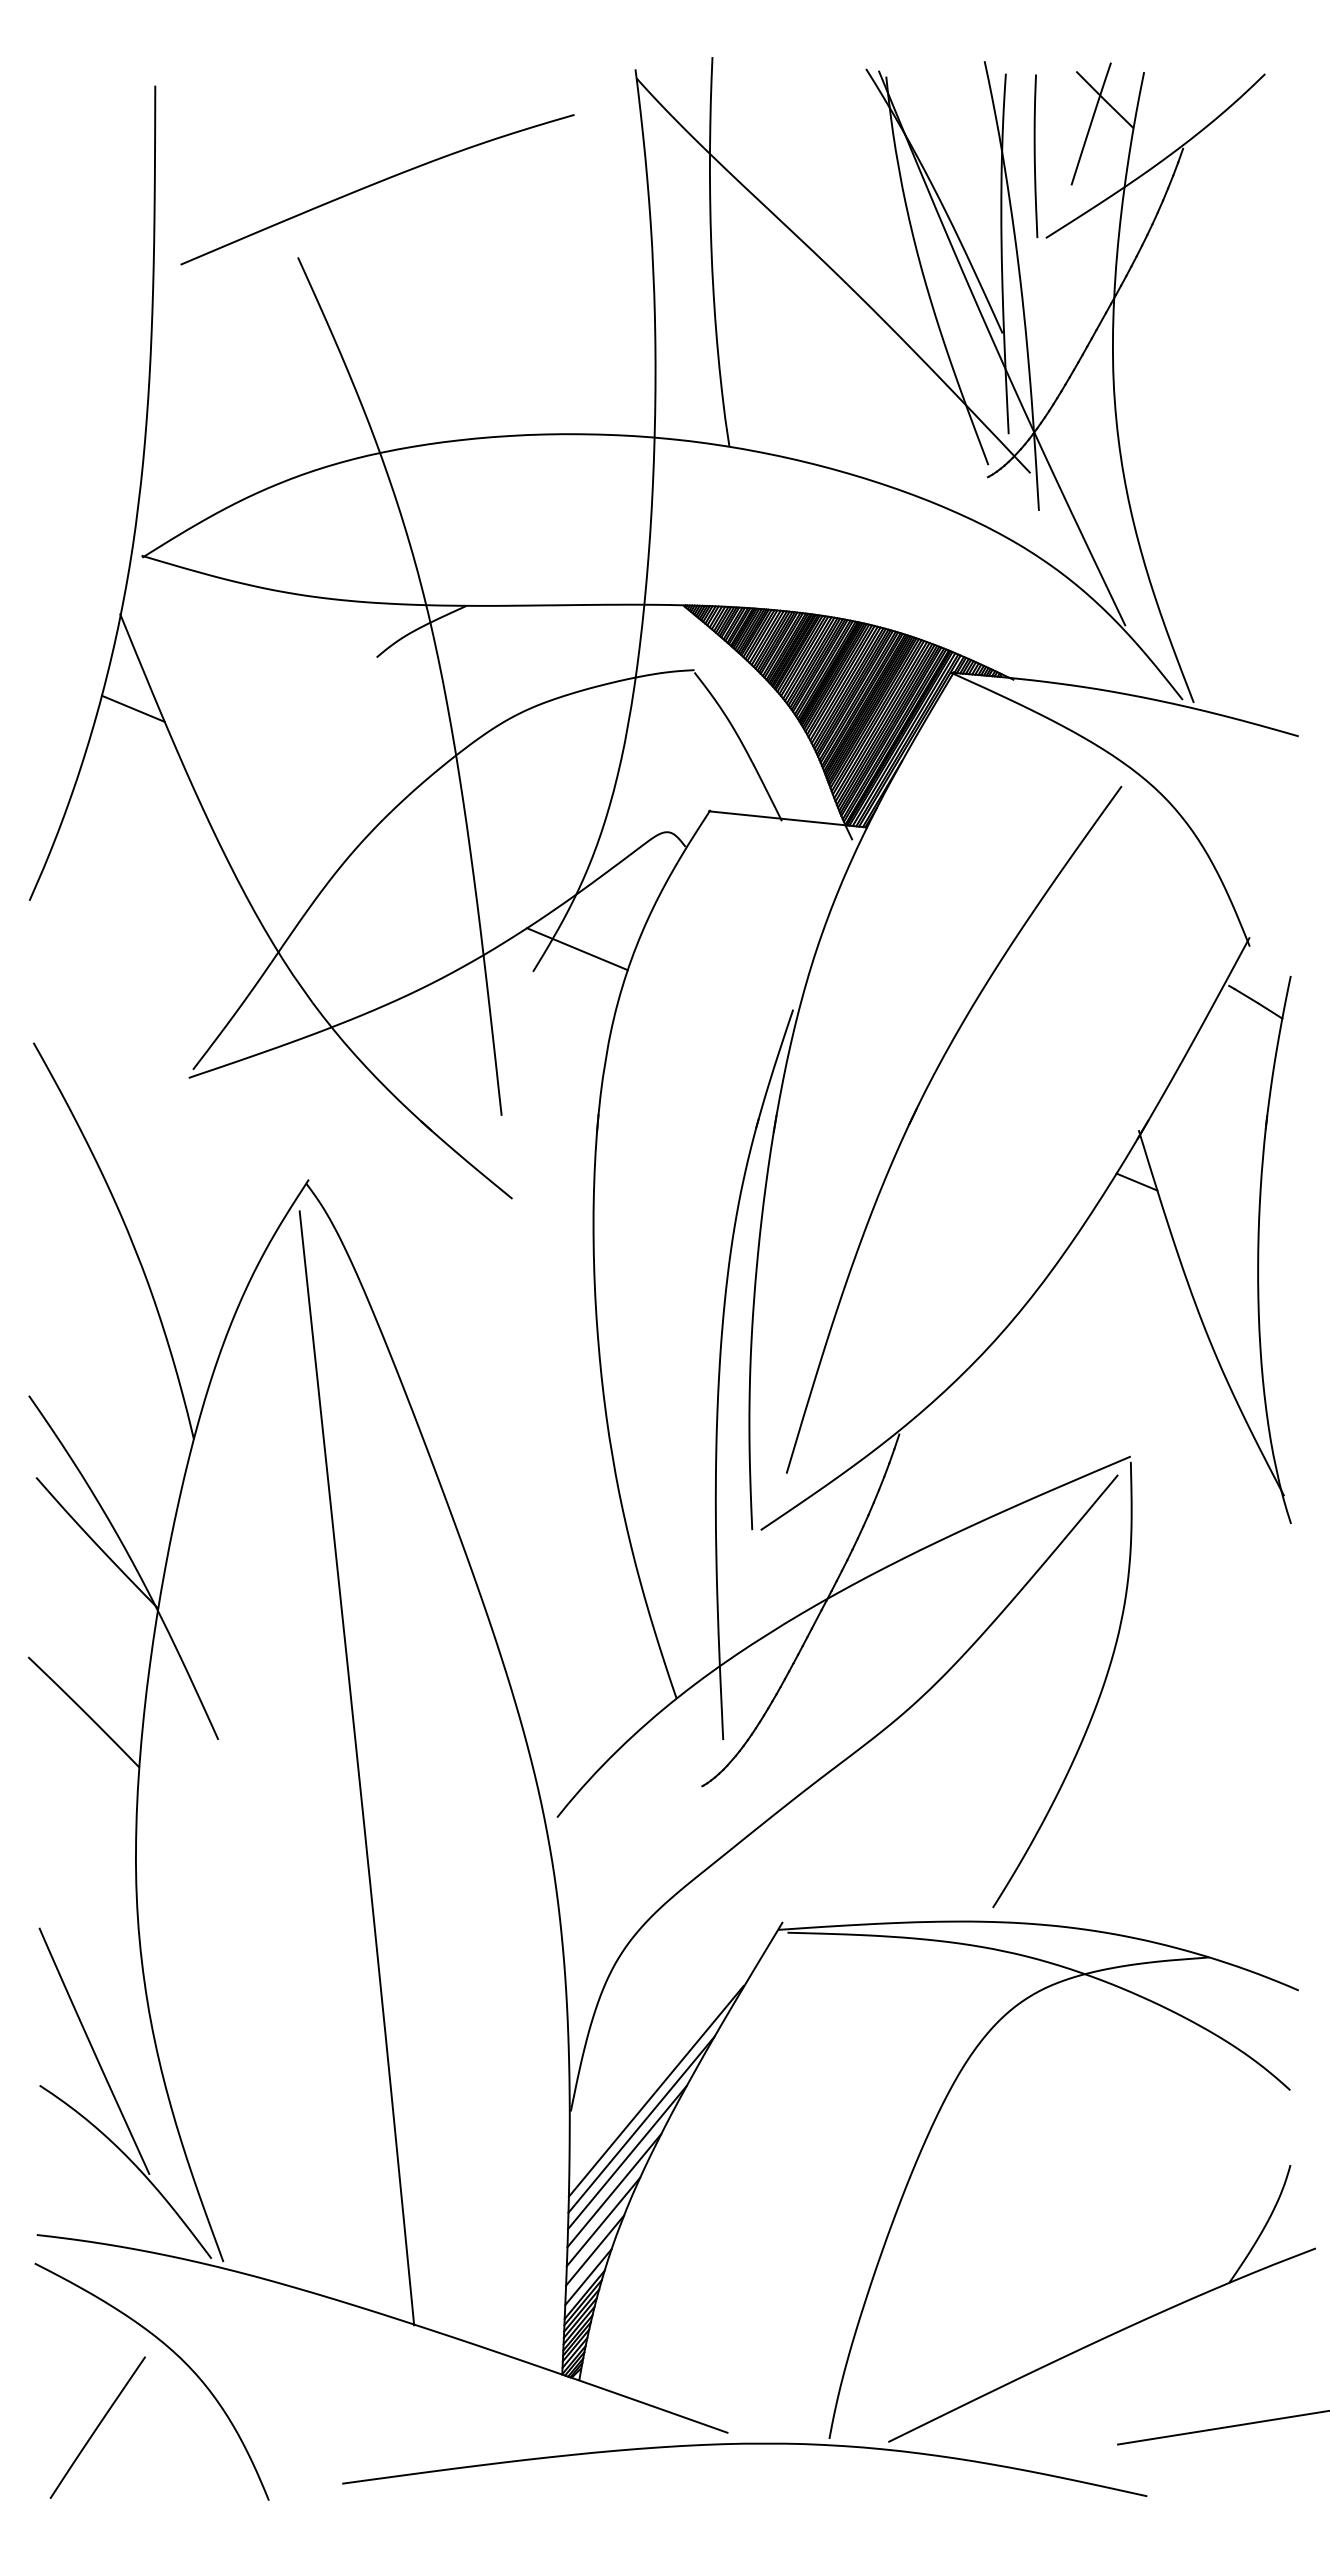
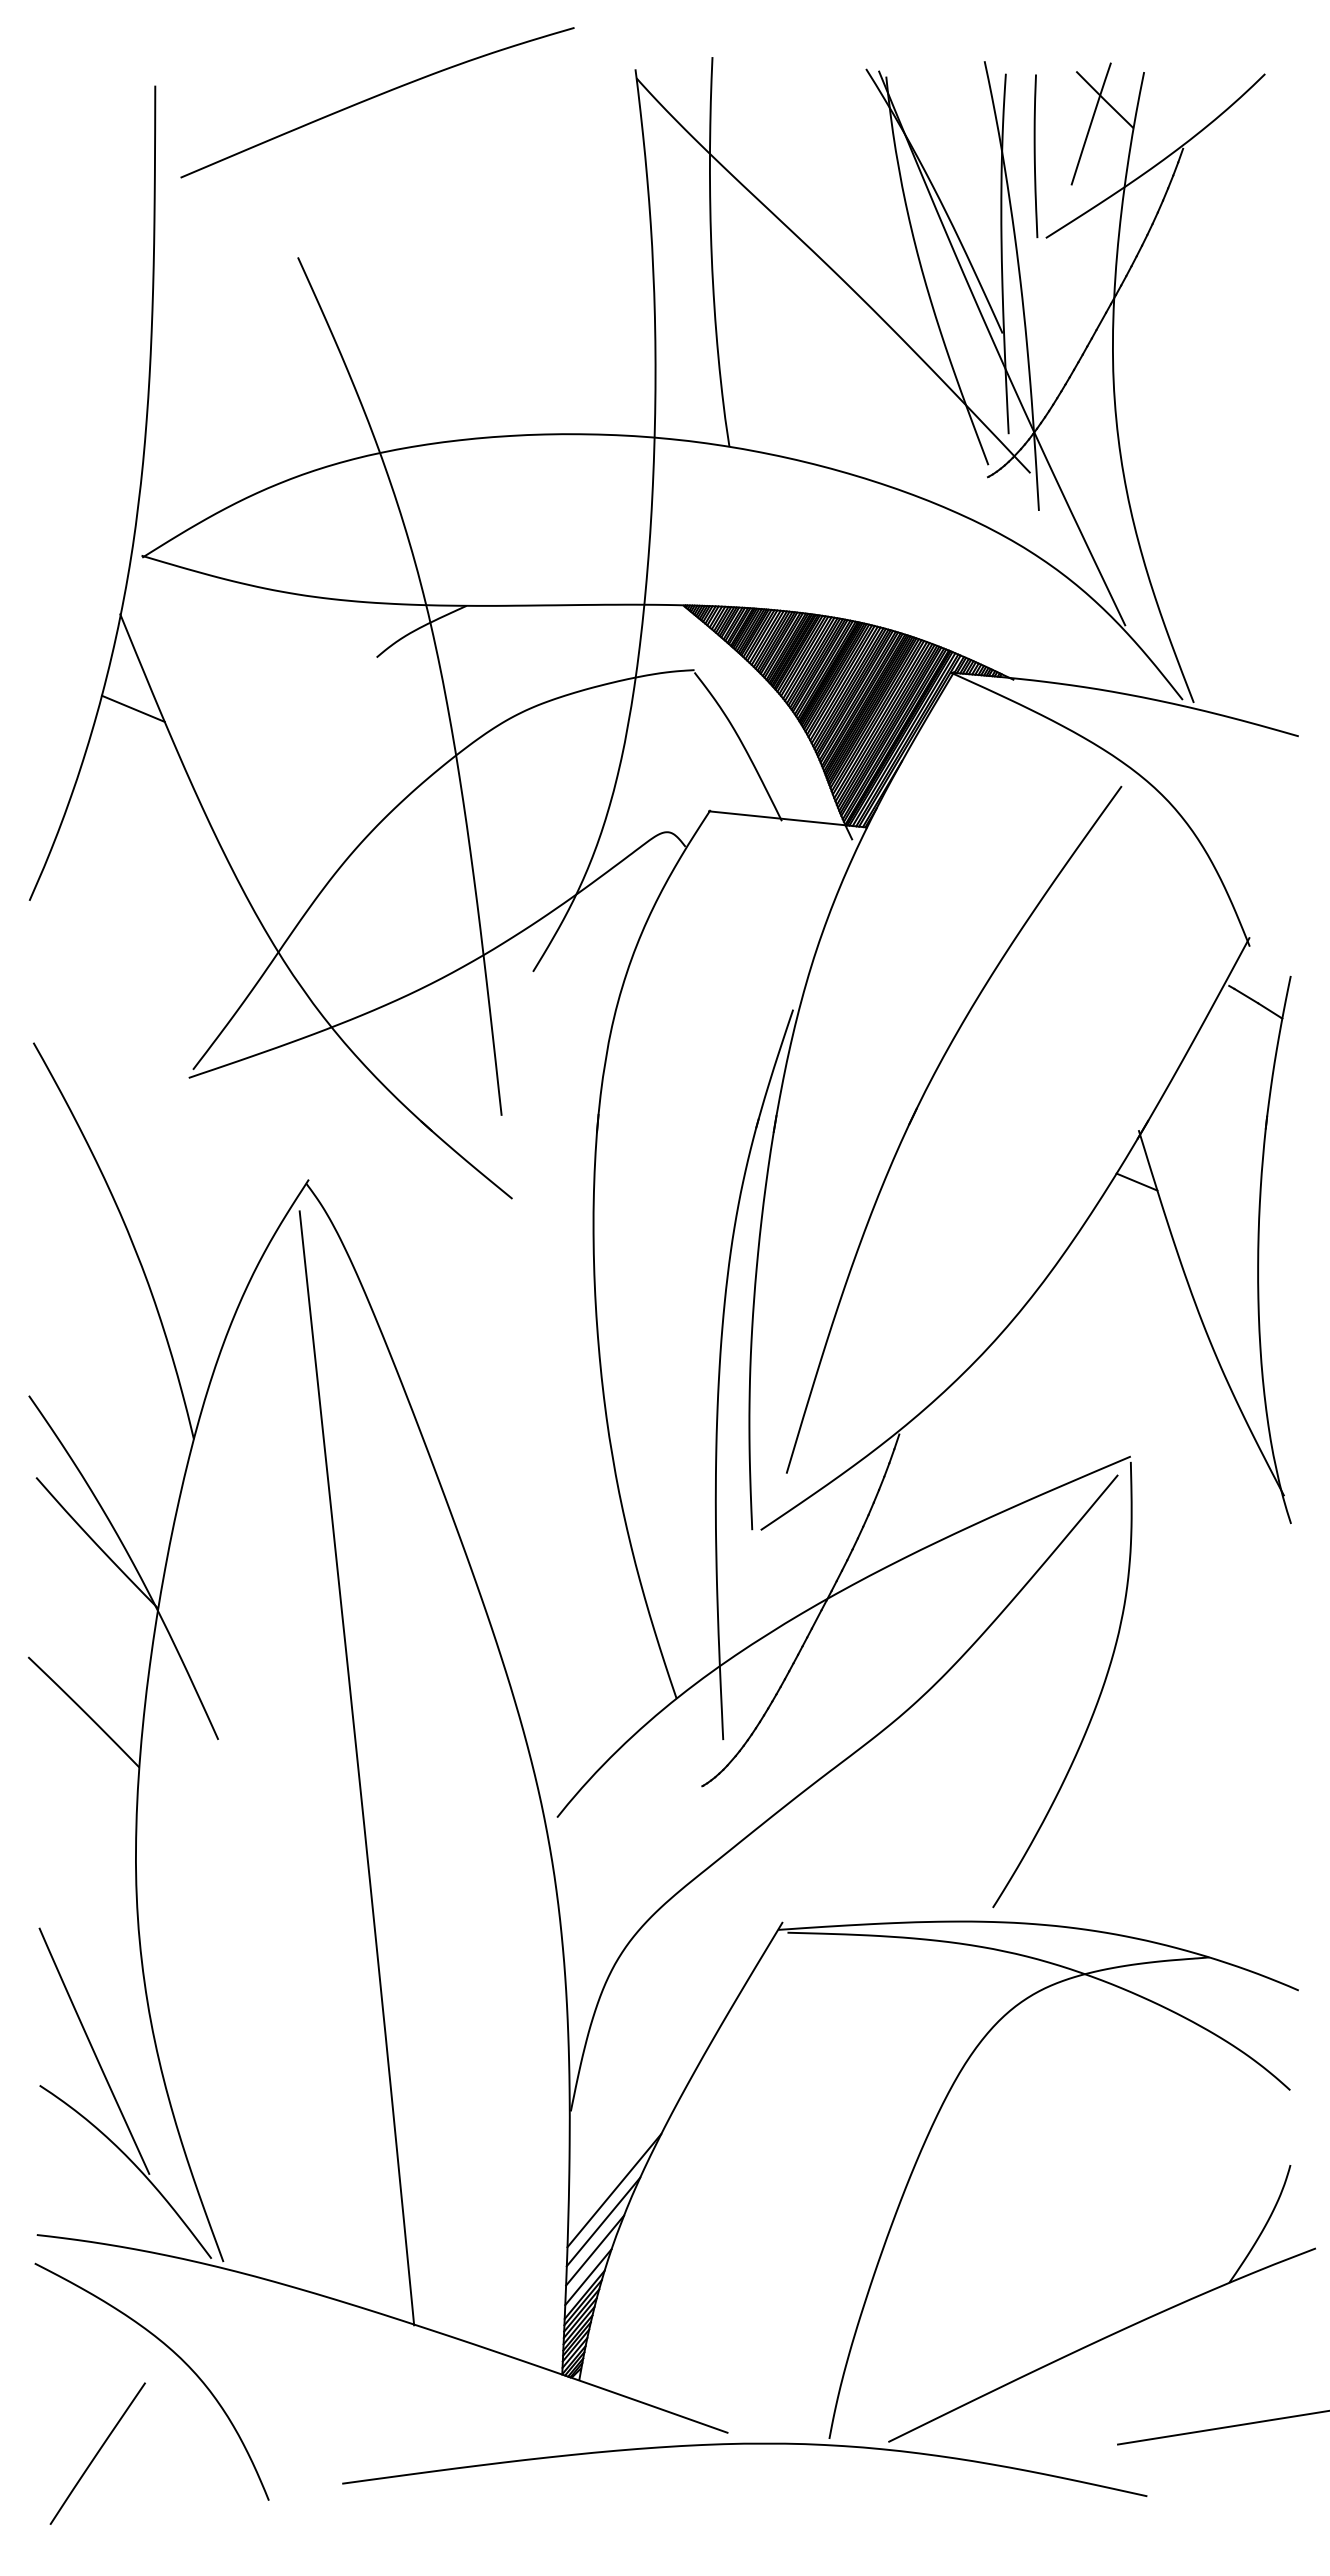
curve position: (376, 184) -> (376, 97) (376, 97)
line: present -> none (577, 949)
line: present -> none (655, 2091)
line: present -> none (641, 2124)
line: present -> none (627, 2157)
line position: (97, 2427) -> (97, 2453) (97, 2453)
